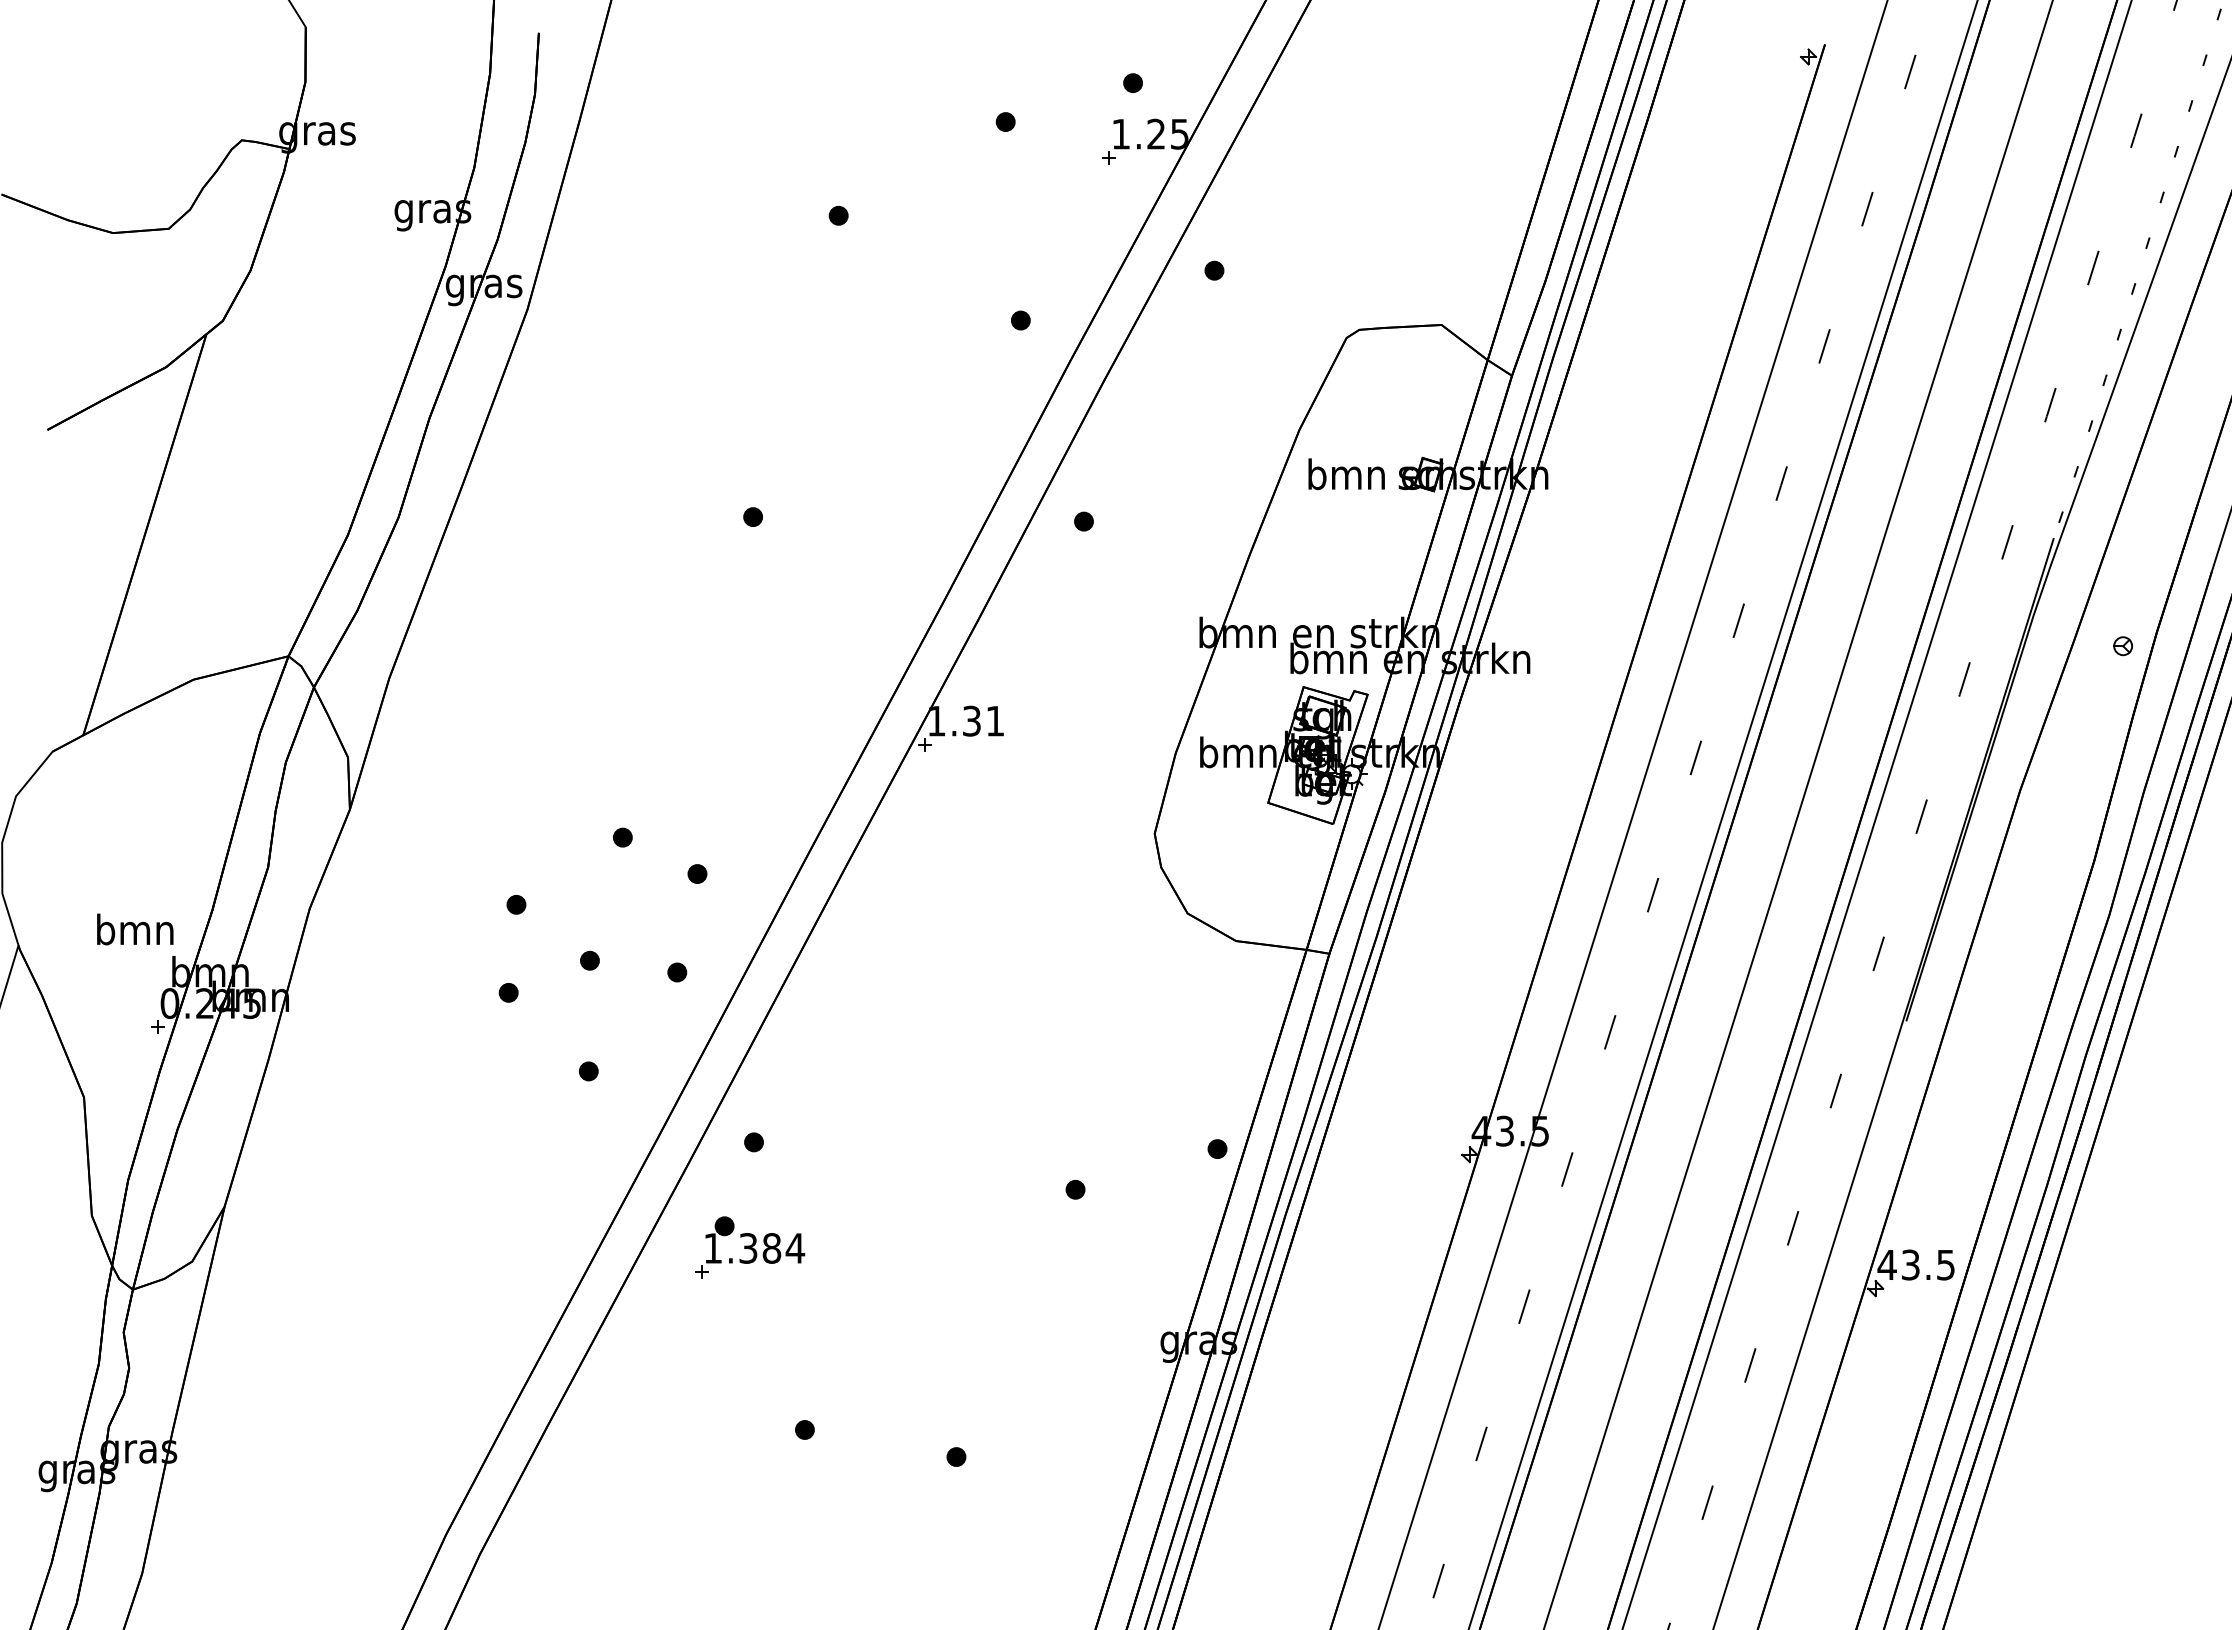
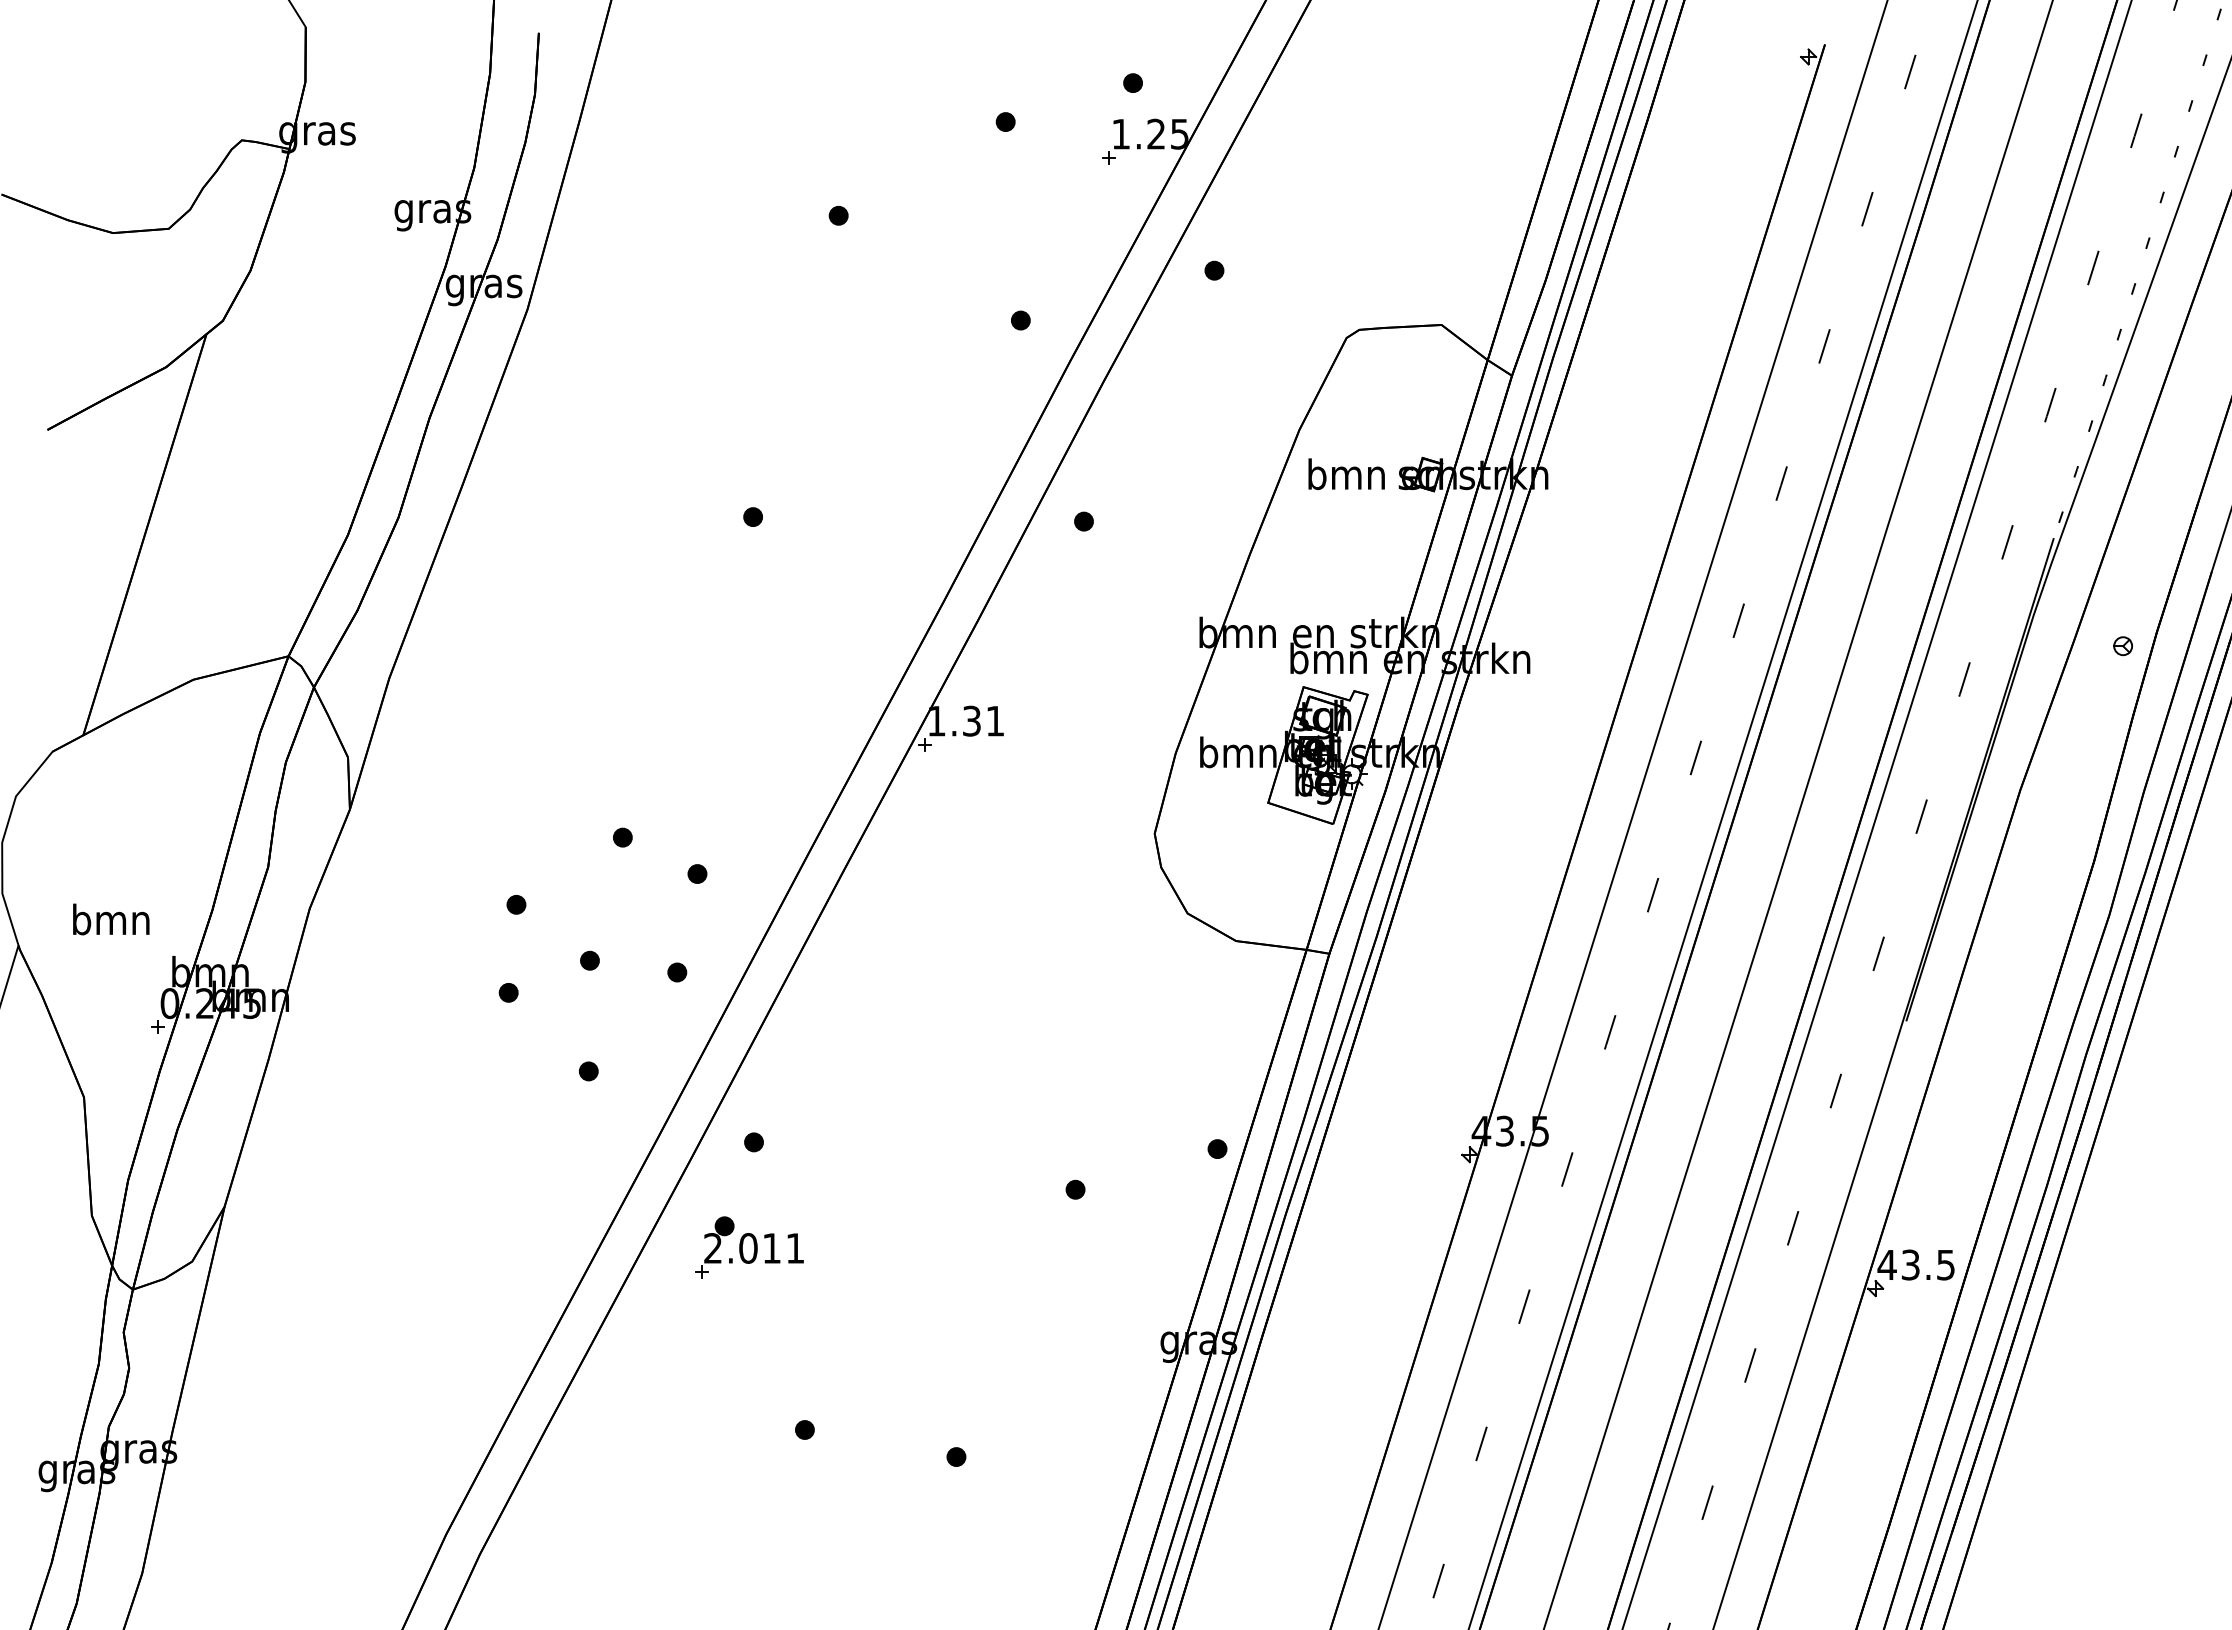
text position: (135, 929) -> (111, 919) (111, 919)
text: 1.384 -> 2.011 (754, 1248)
